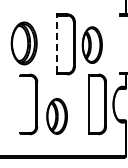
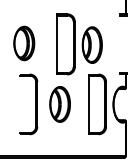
part size: 28x45 px -> 23x37 px (24, 43)
line: dashed -> solid (57, 44)
part position: (56, 116) -> (59, 104) (59, 104)
